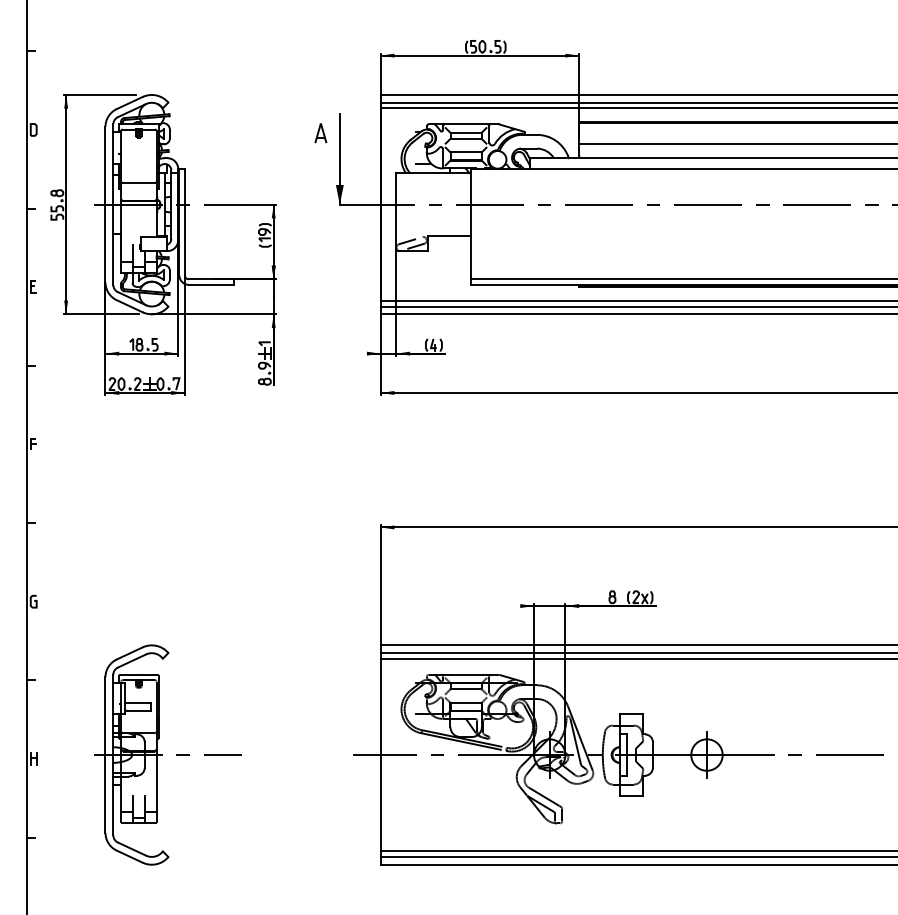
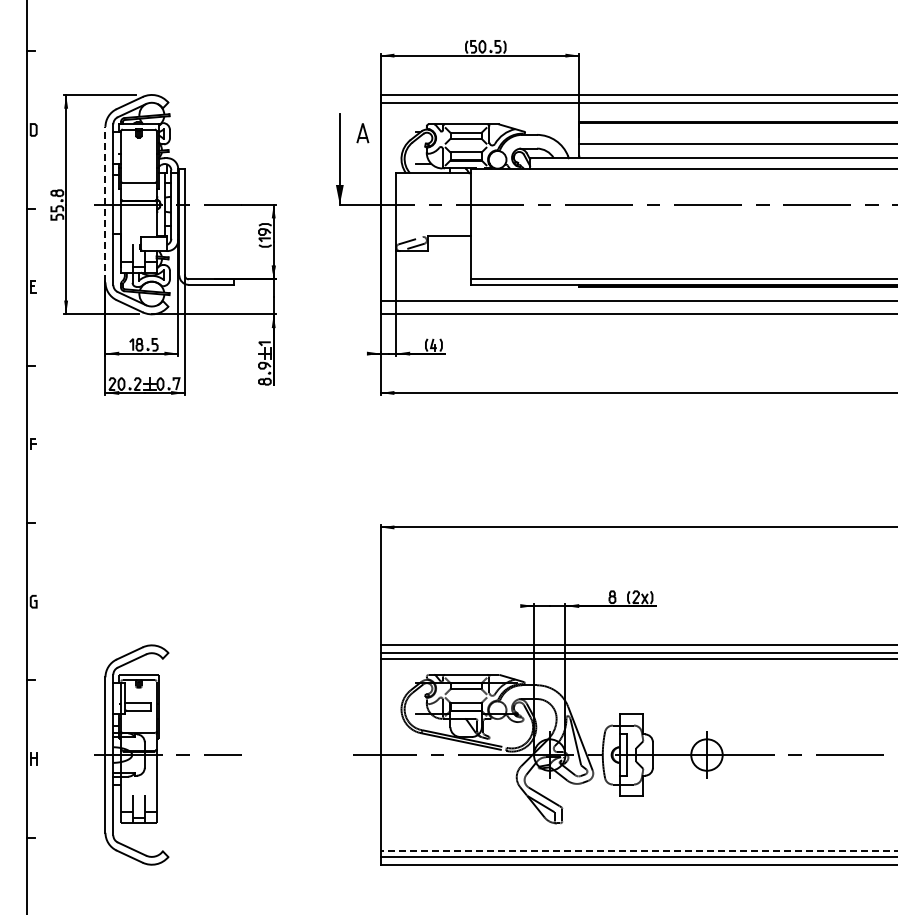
line: present -> none (637, 108)
part position: (320, 133) -> (362, 133) (362, 133)
line: solid -> dashed (105, 204)
line: present -> none (637, 306)
line: solid -> dashed (638, 851)
